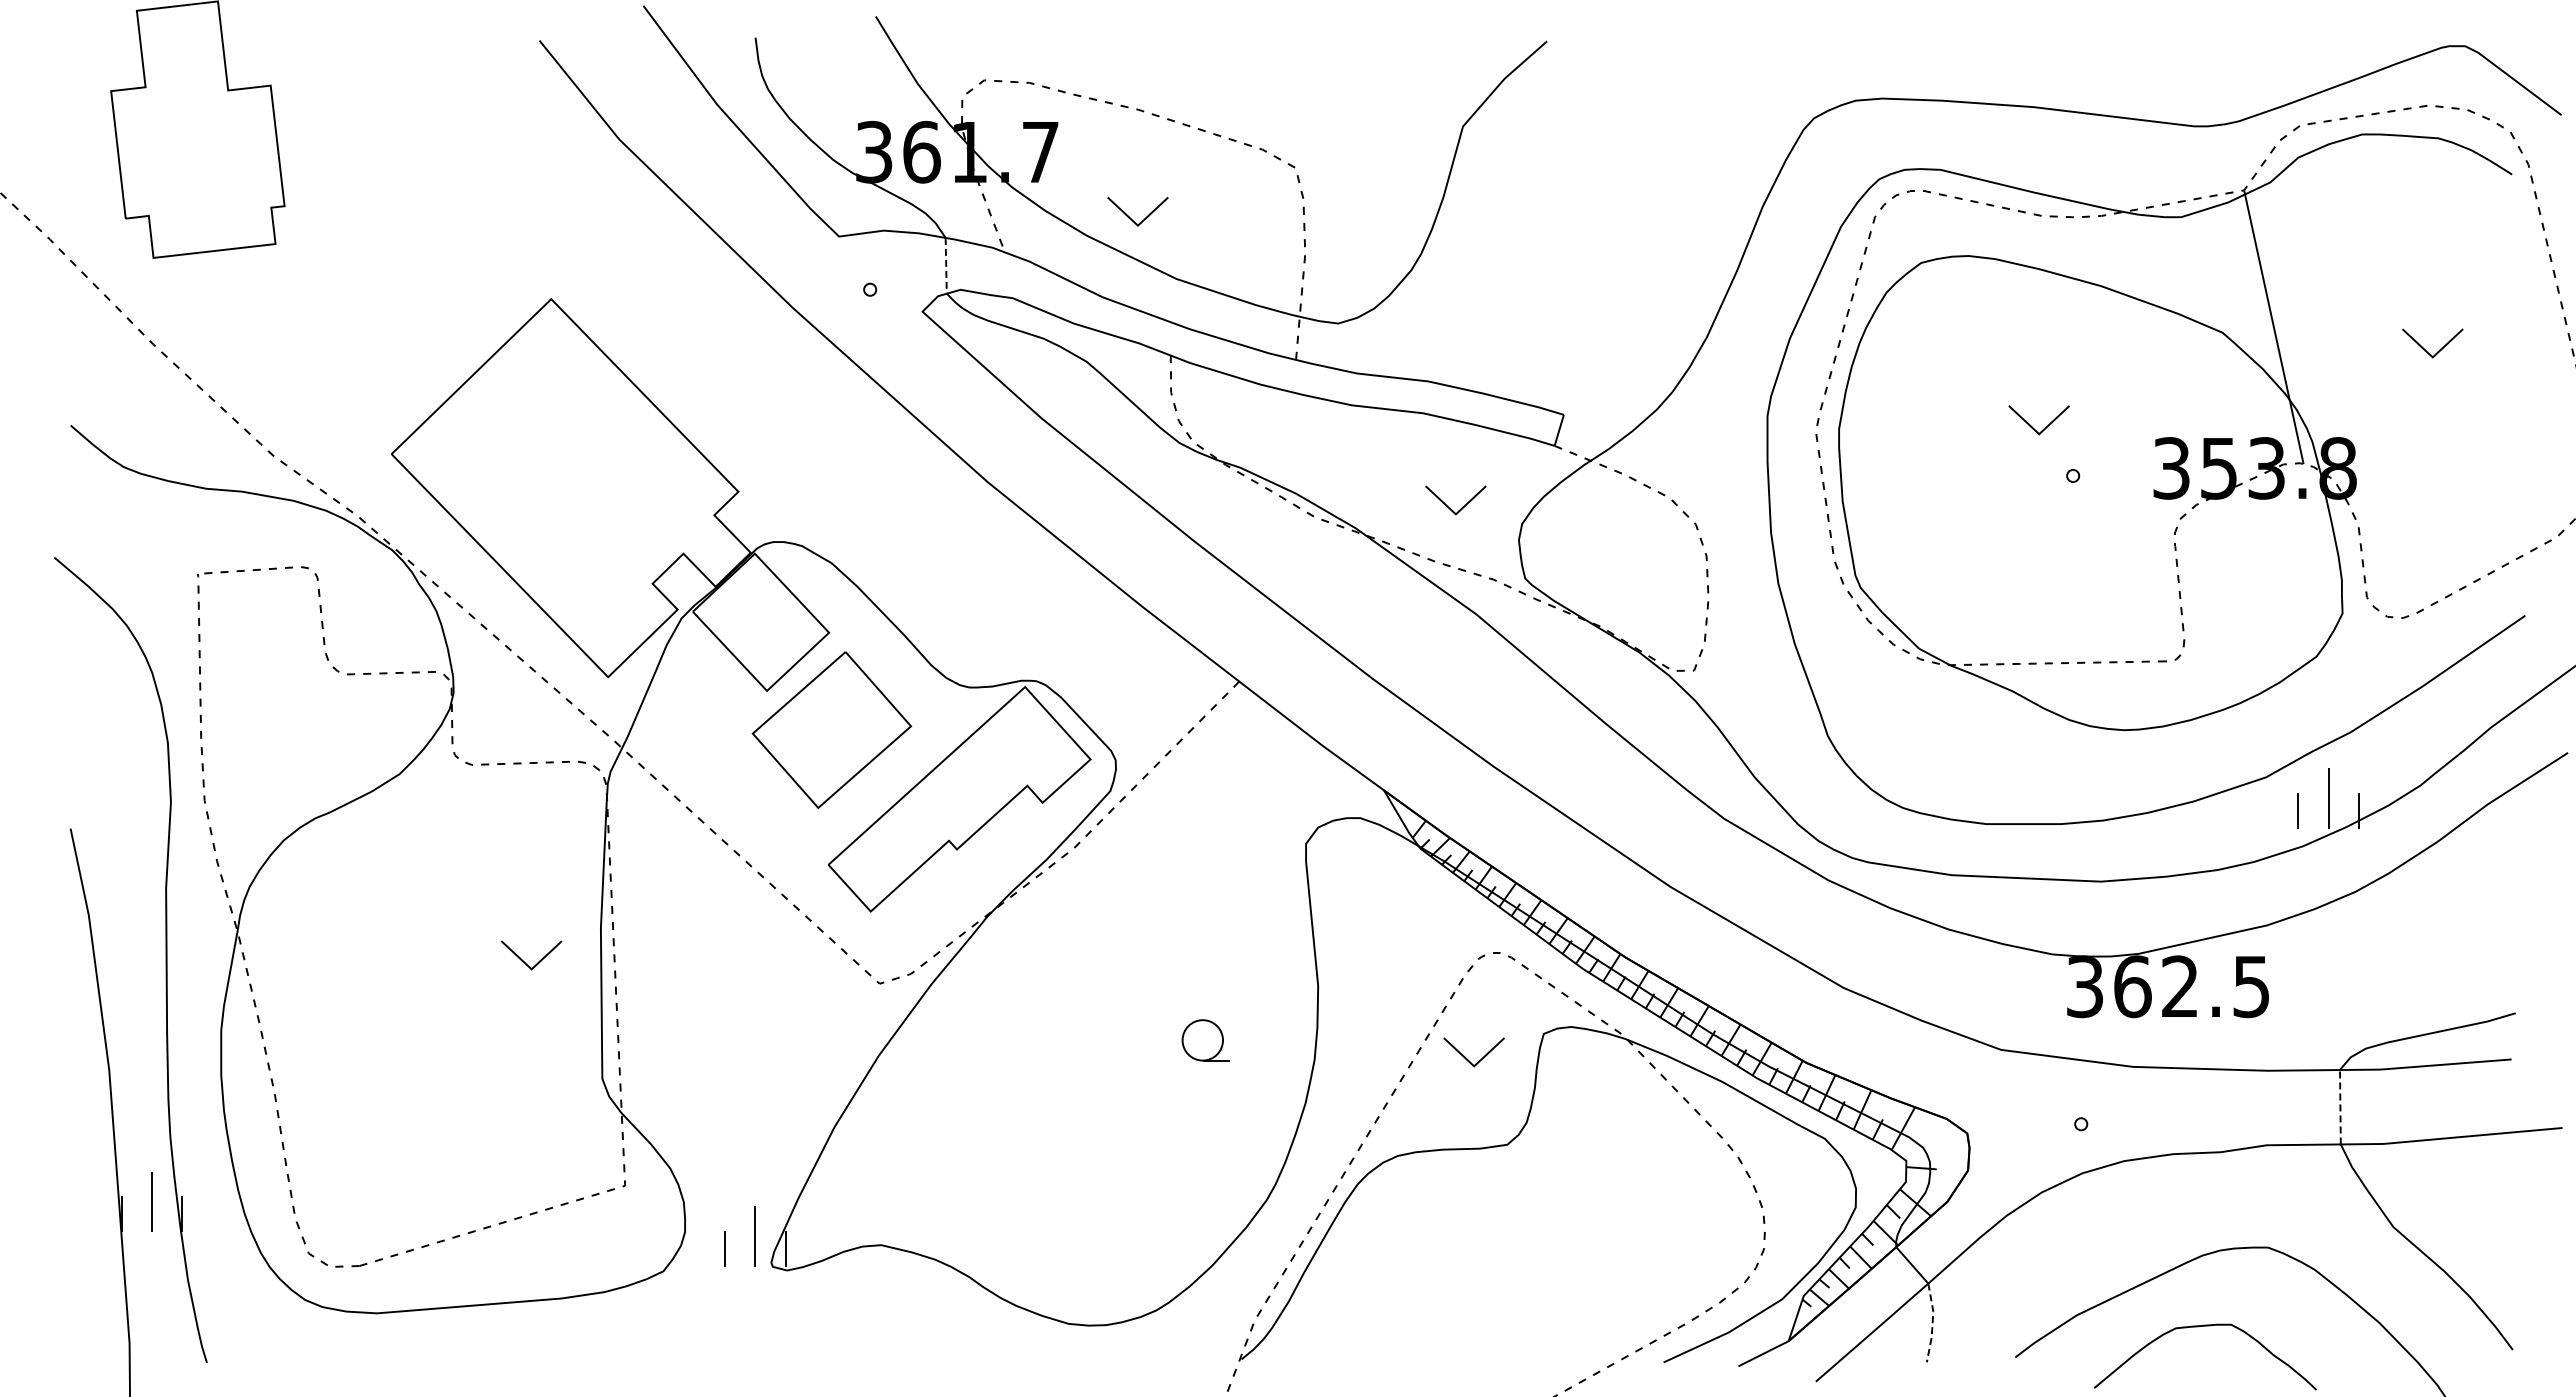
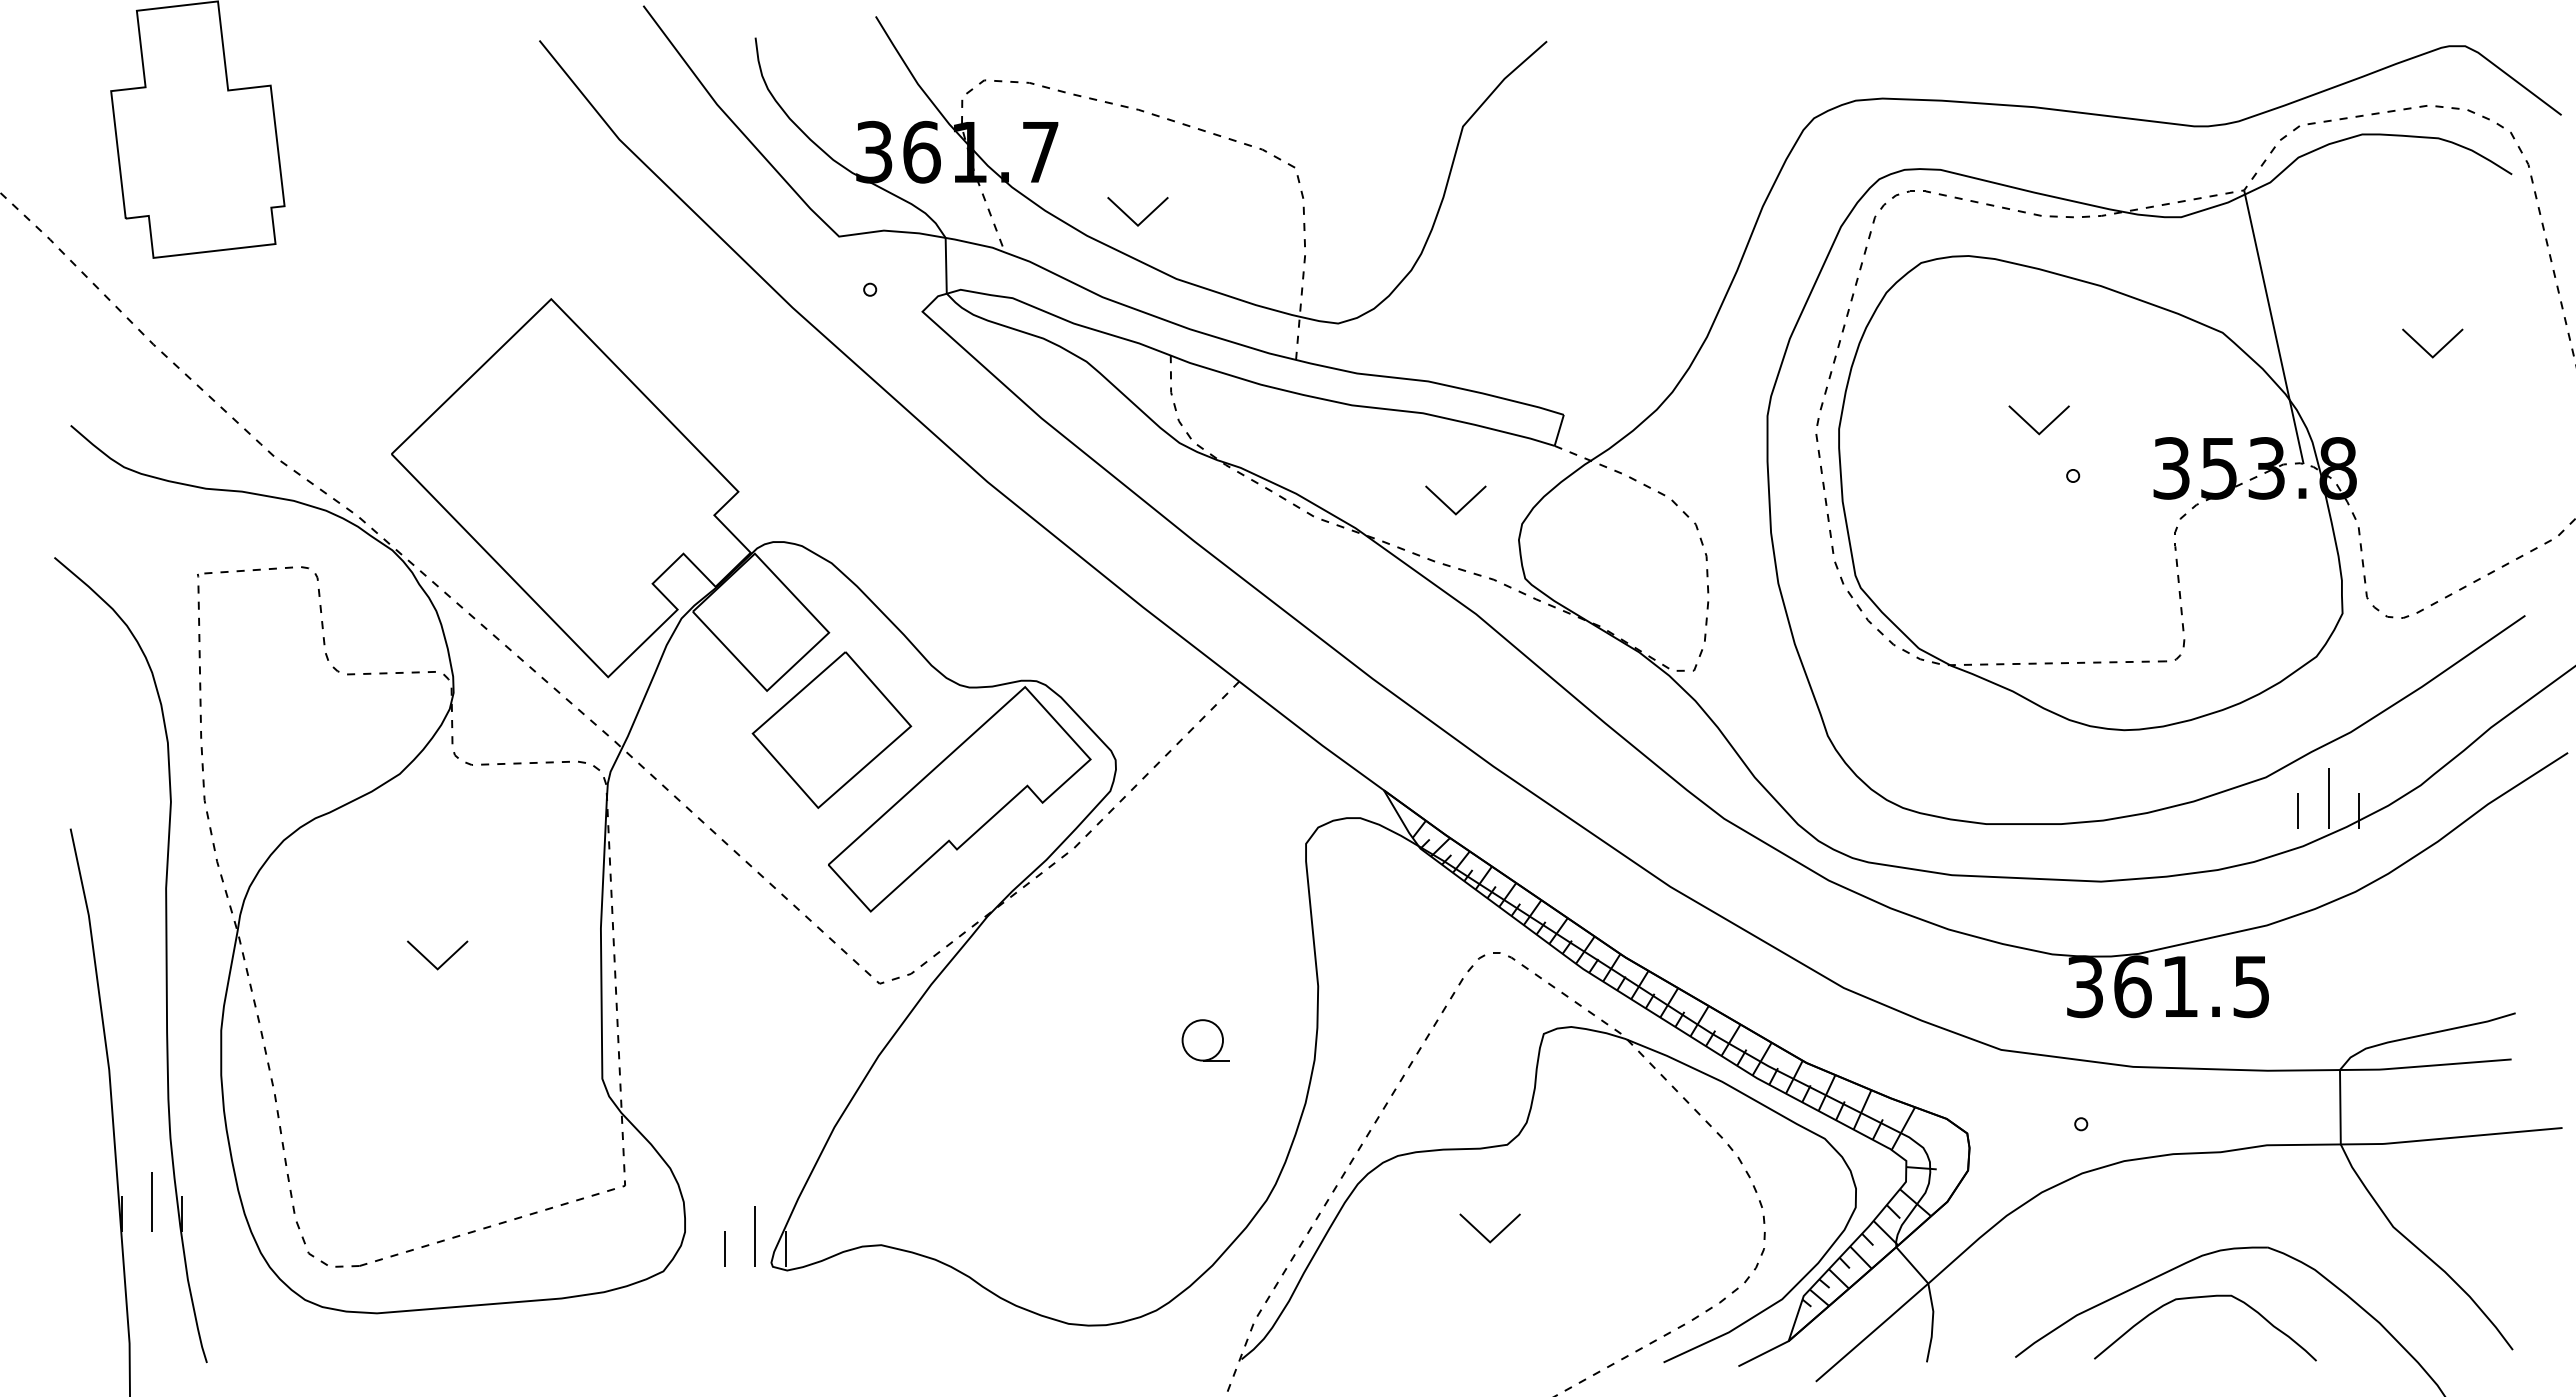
line: dashed -> solid (946, 265)
part position: (524, 961) -> (430, 961) (430, 961)
text: 362.5 -> 361.5 (2179, 985)
part position: (1467, 1058) -> (1483, 1234) (1483, 1234)
line: dashed -> solid (2340, 1106)
line: dashed -> solid (1932, 1323)
curve position: (2198, 1327) -> (2198, 1298) (2198, 1298)
